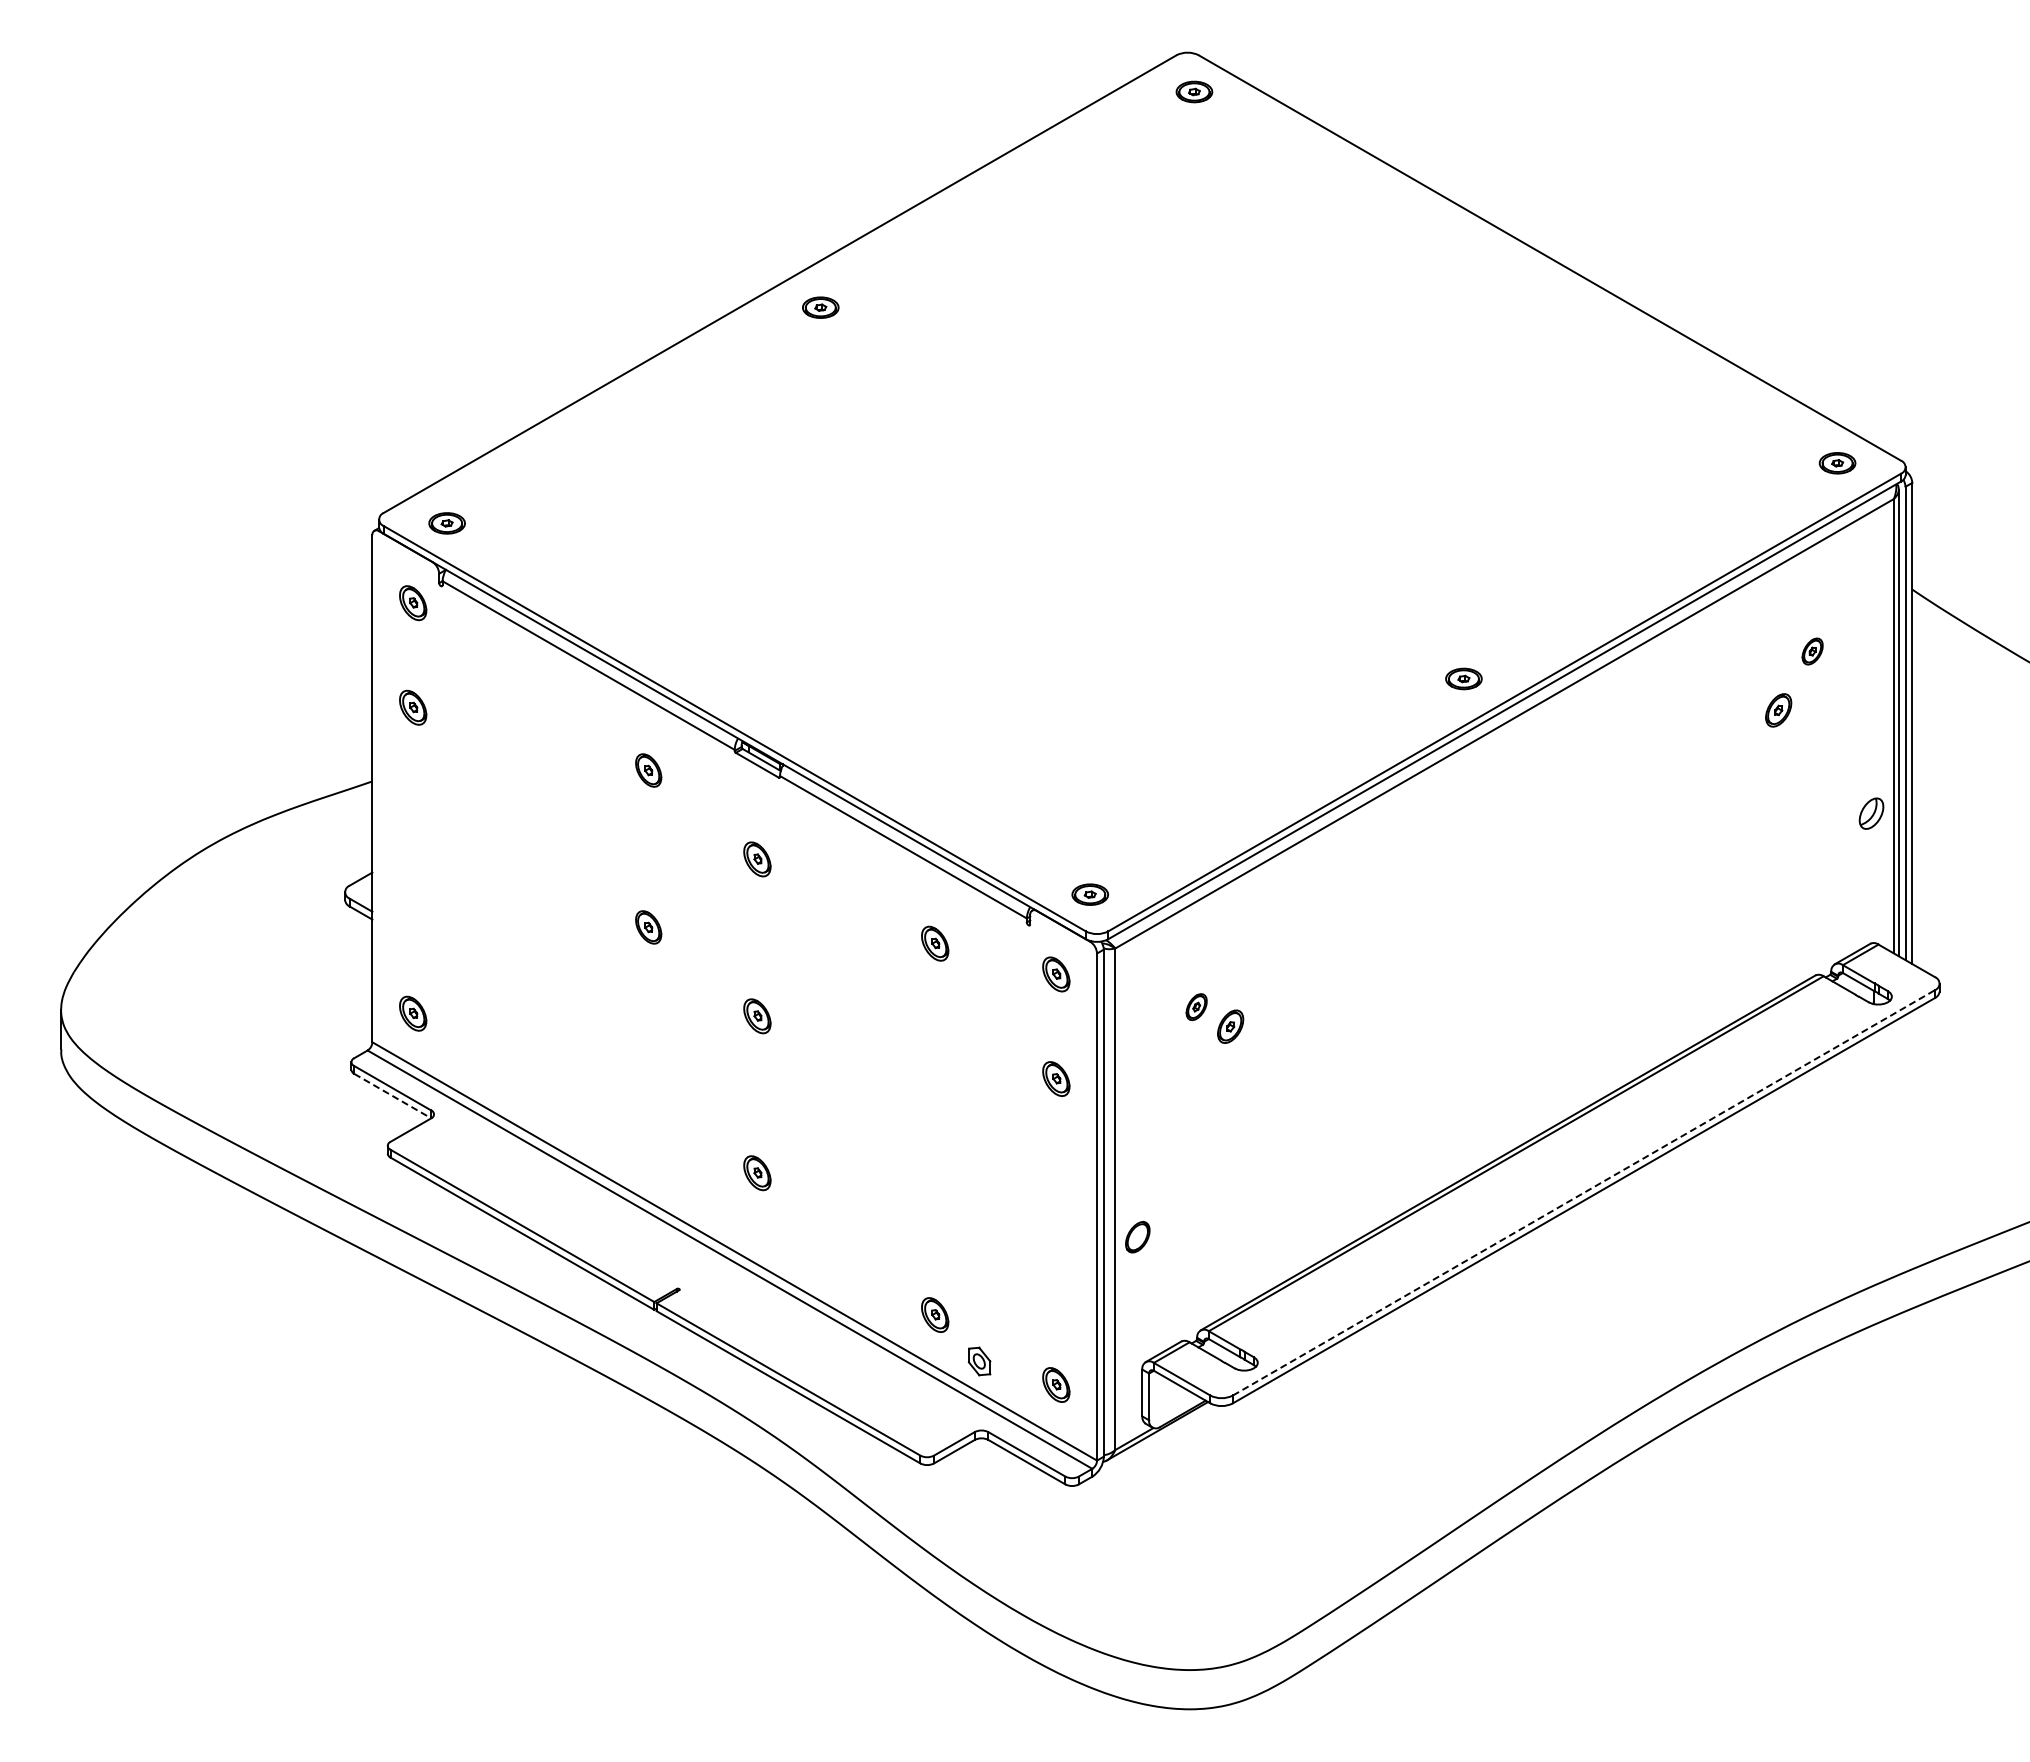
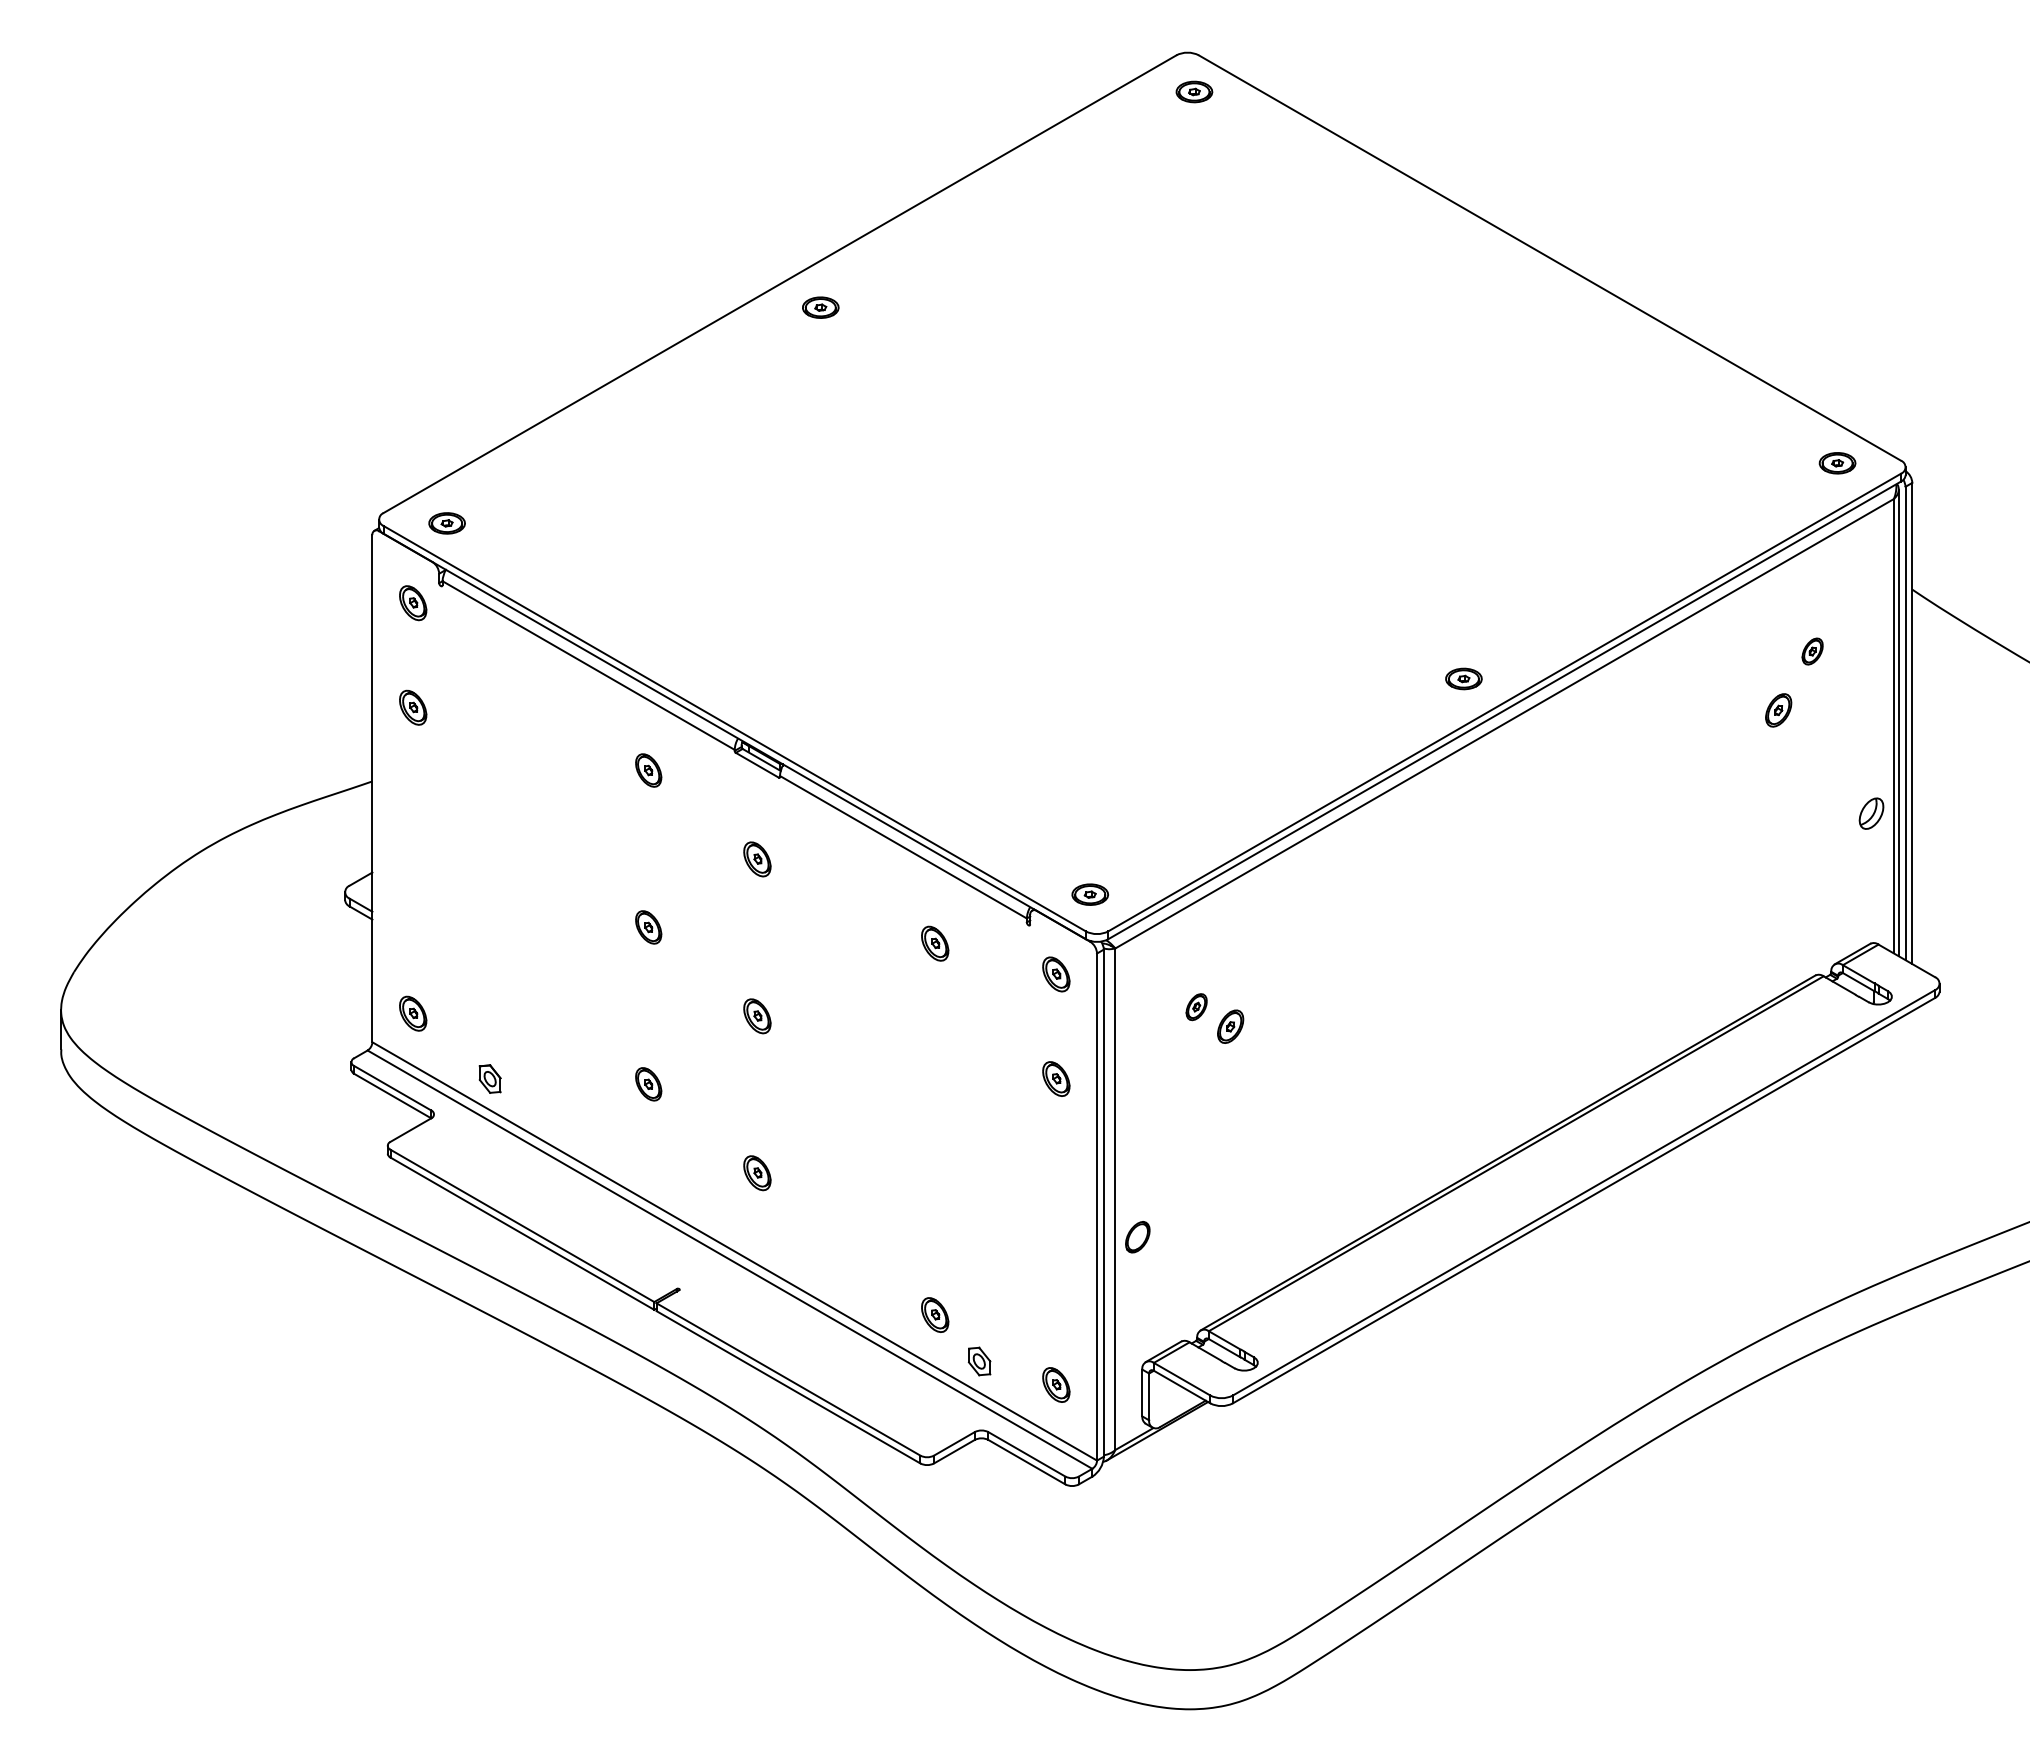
part: none -> present (489, 1078)
part: none -> present (648, 1084)
line: dashed -> solid (393, 1096)
line: dashed -> solid (1584, 1192)
